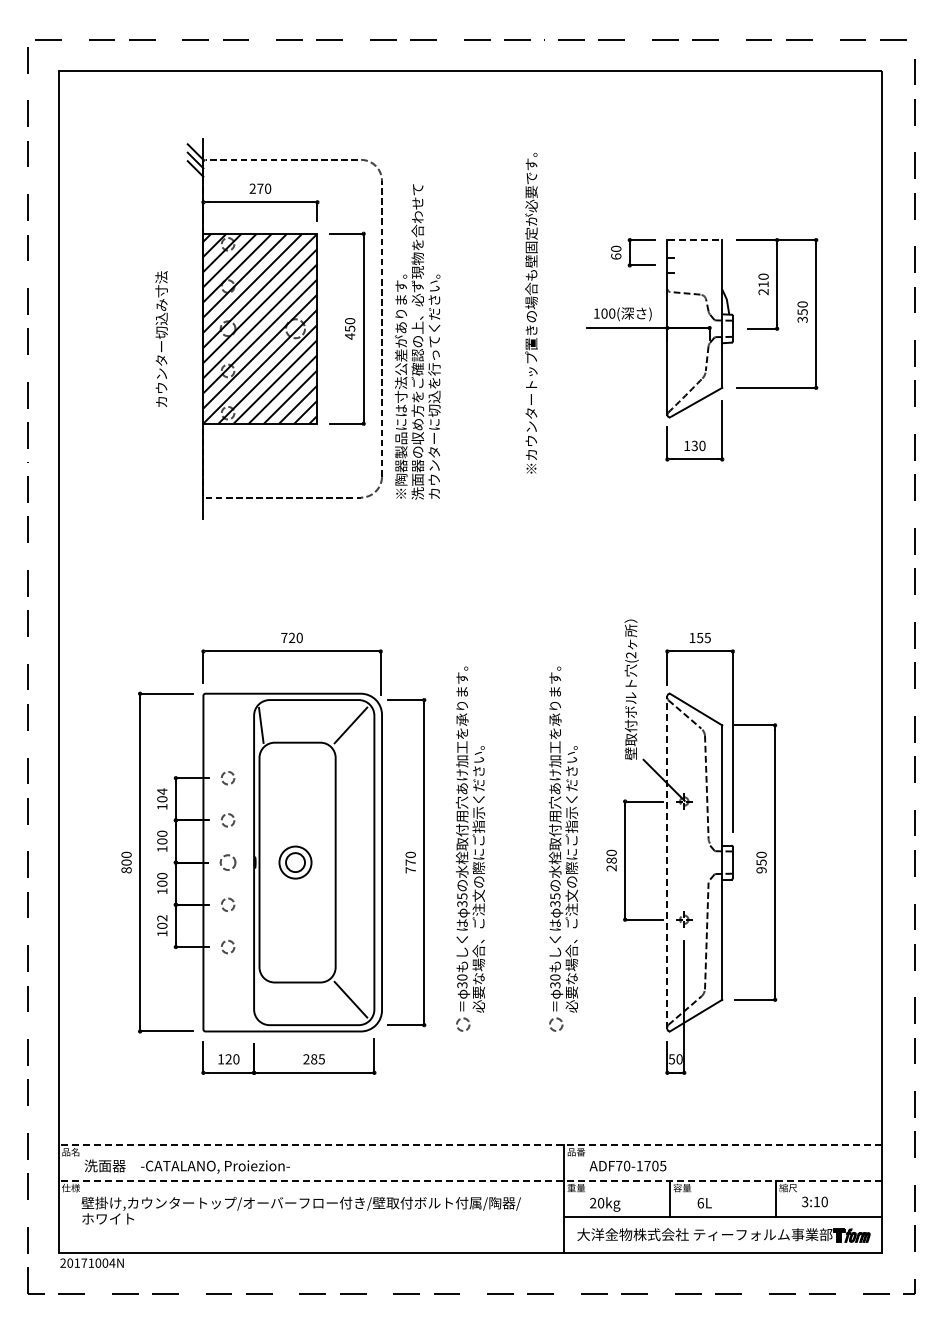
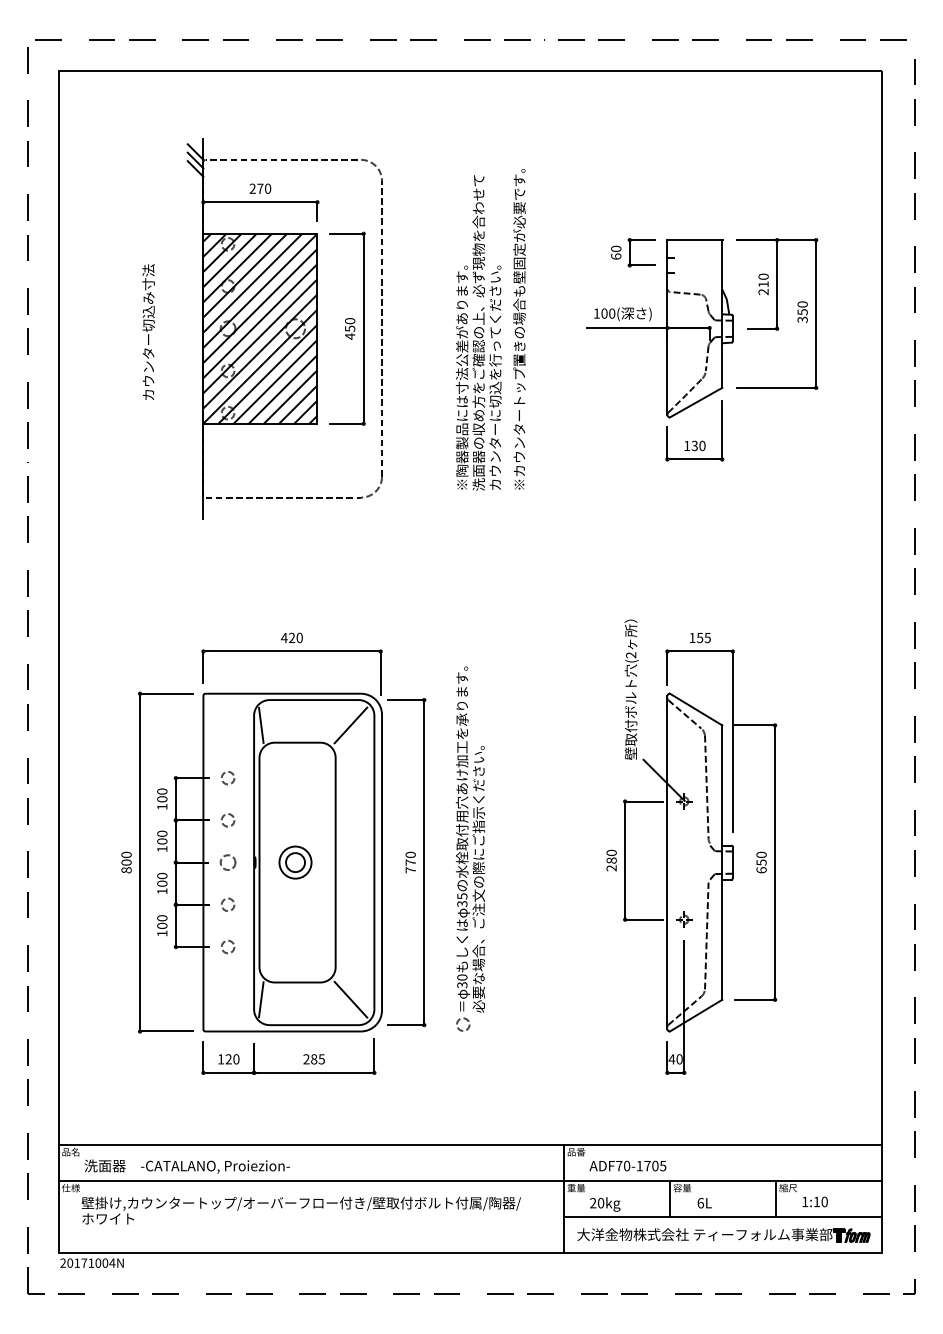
line: dashed -> solid (695, 240)
text position: (531, 313) -> (519, 329) (519, 329)
text position: (161, 338) -> (148, 331) (148, 331)
text position: (417, 341) -> (478, 332) (478, 332)
text: 720 -> 420 (284, 637)
text: 104 -> 100 (162, 791)
part: present -> none (563, 848)
line: dashed -> solid (667, 862)
text: 950 -> 650 (761, 870)
text: 102 -> 100 (162, 918)
line: none -> present (261, 999)
text: 50 -> 40 (671, 1059)
line: dashed -> solid (470, 1145)
line: dashed -> solid (470, 1181)
text: 3:10 -> 1:10 (805, 1201)
